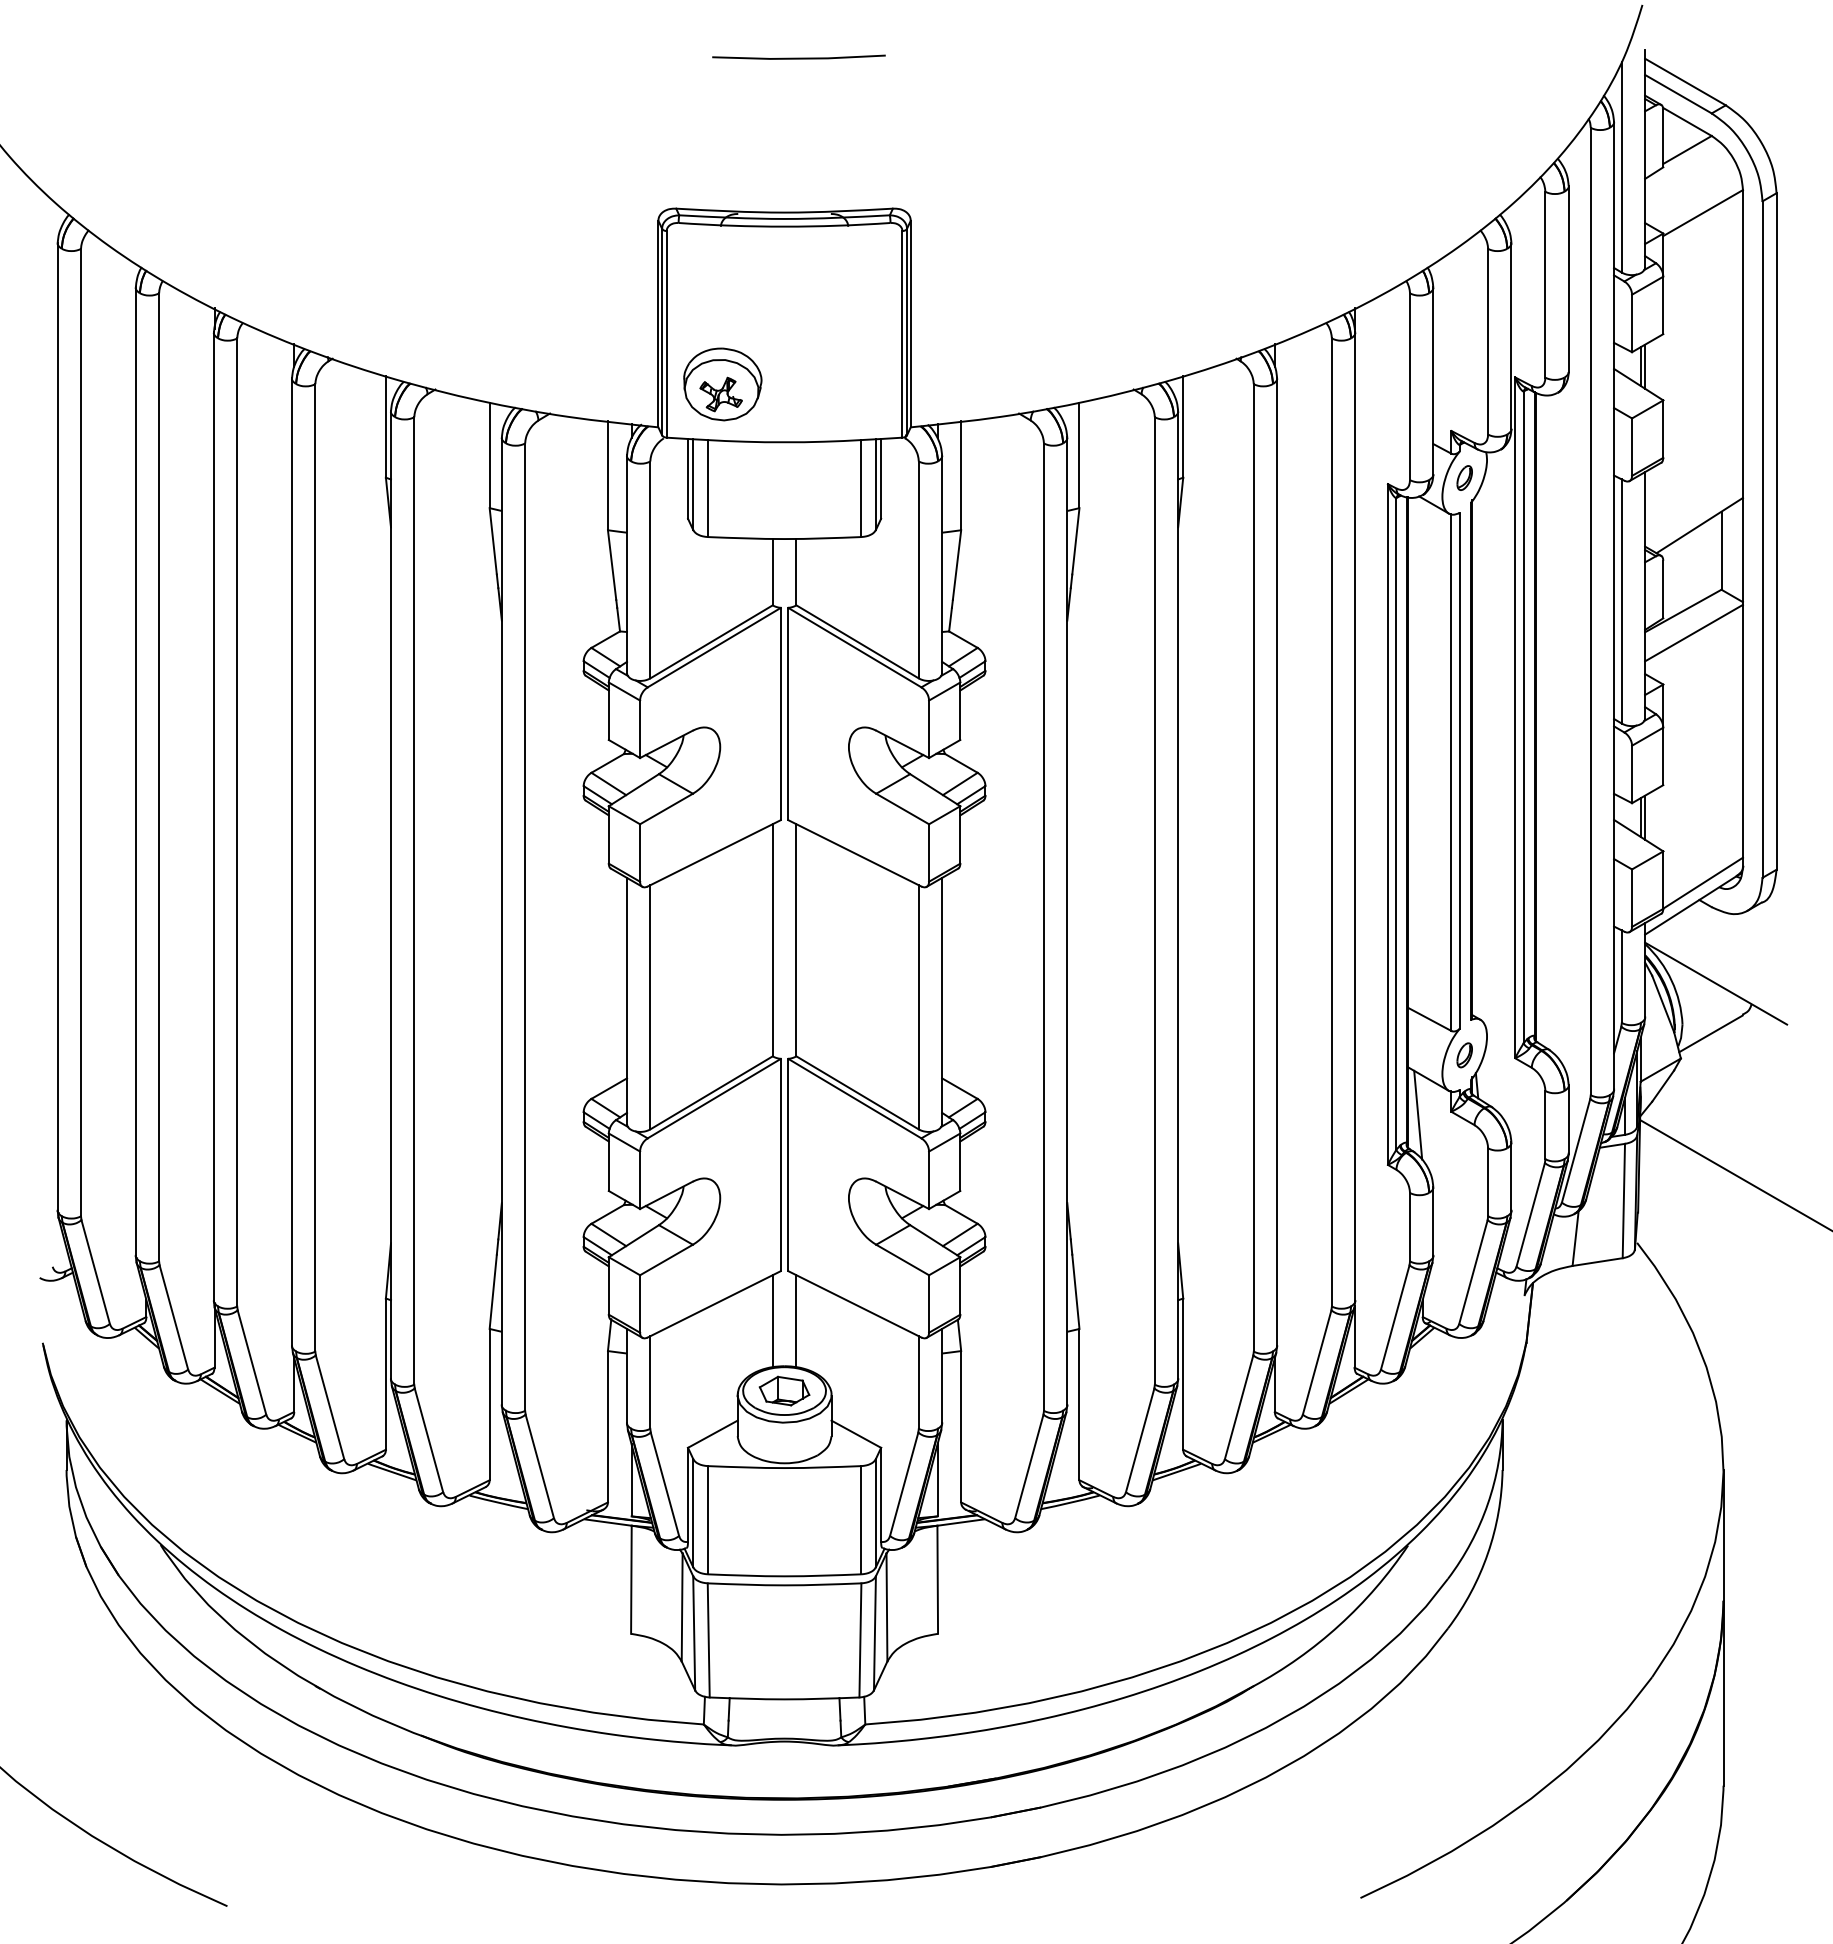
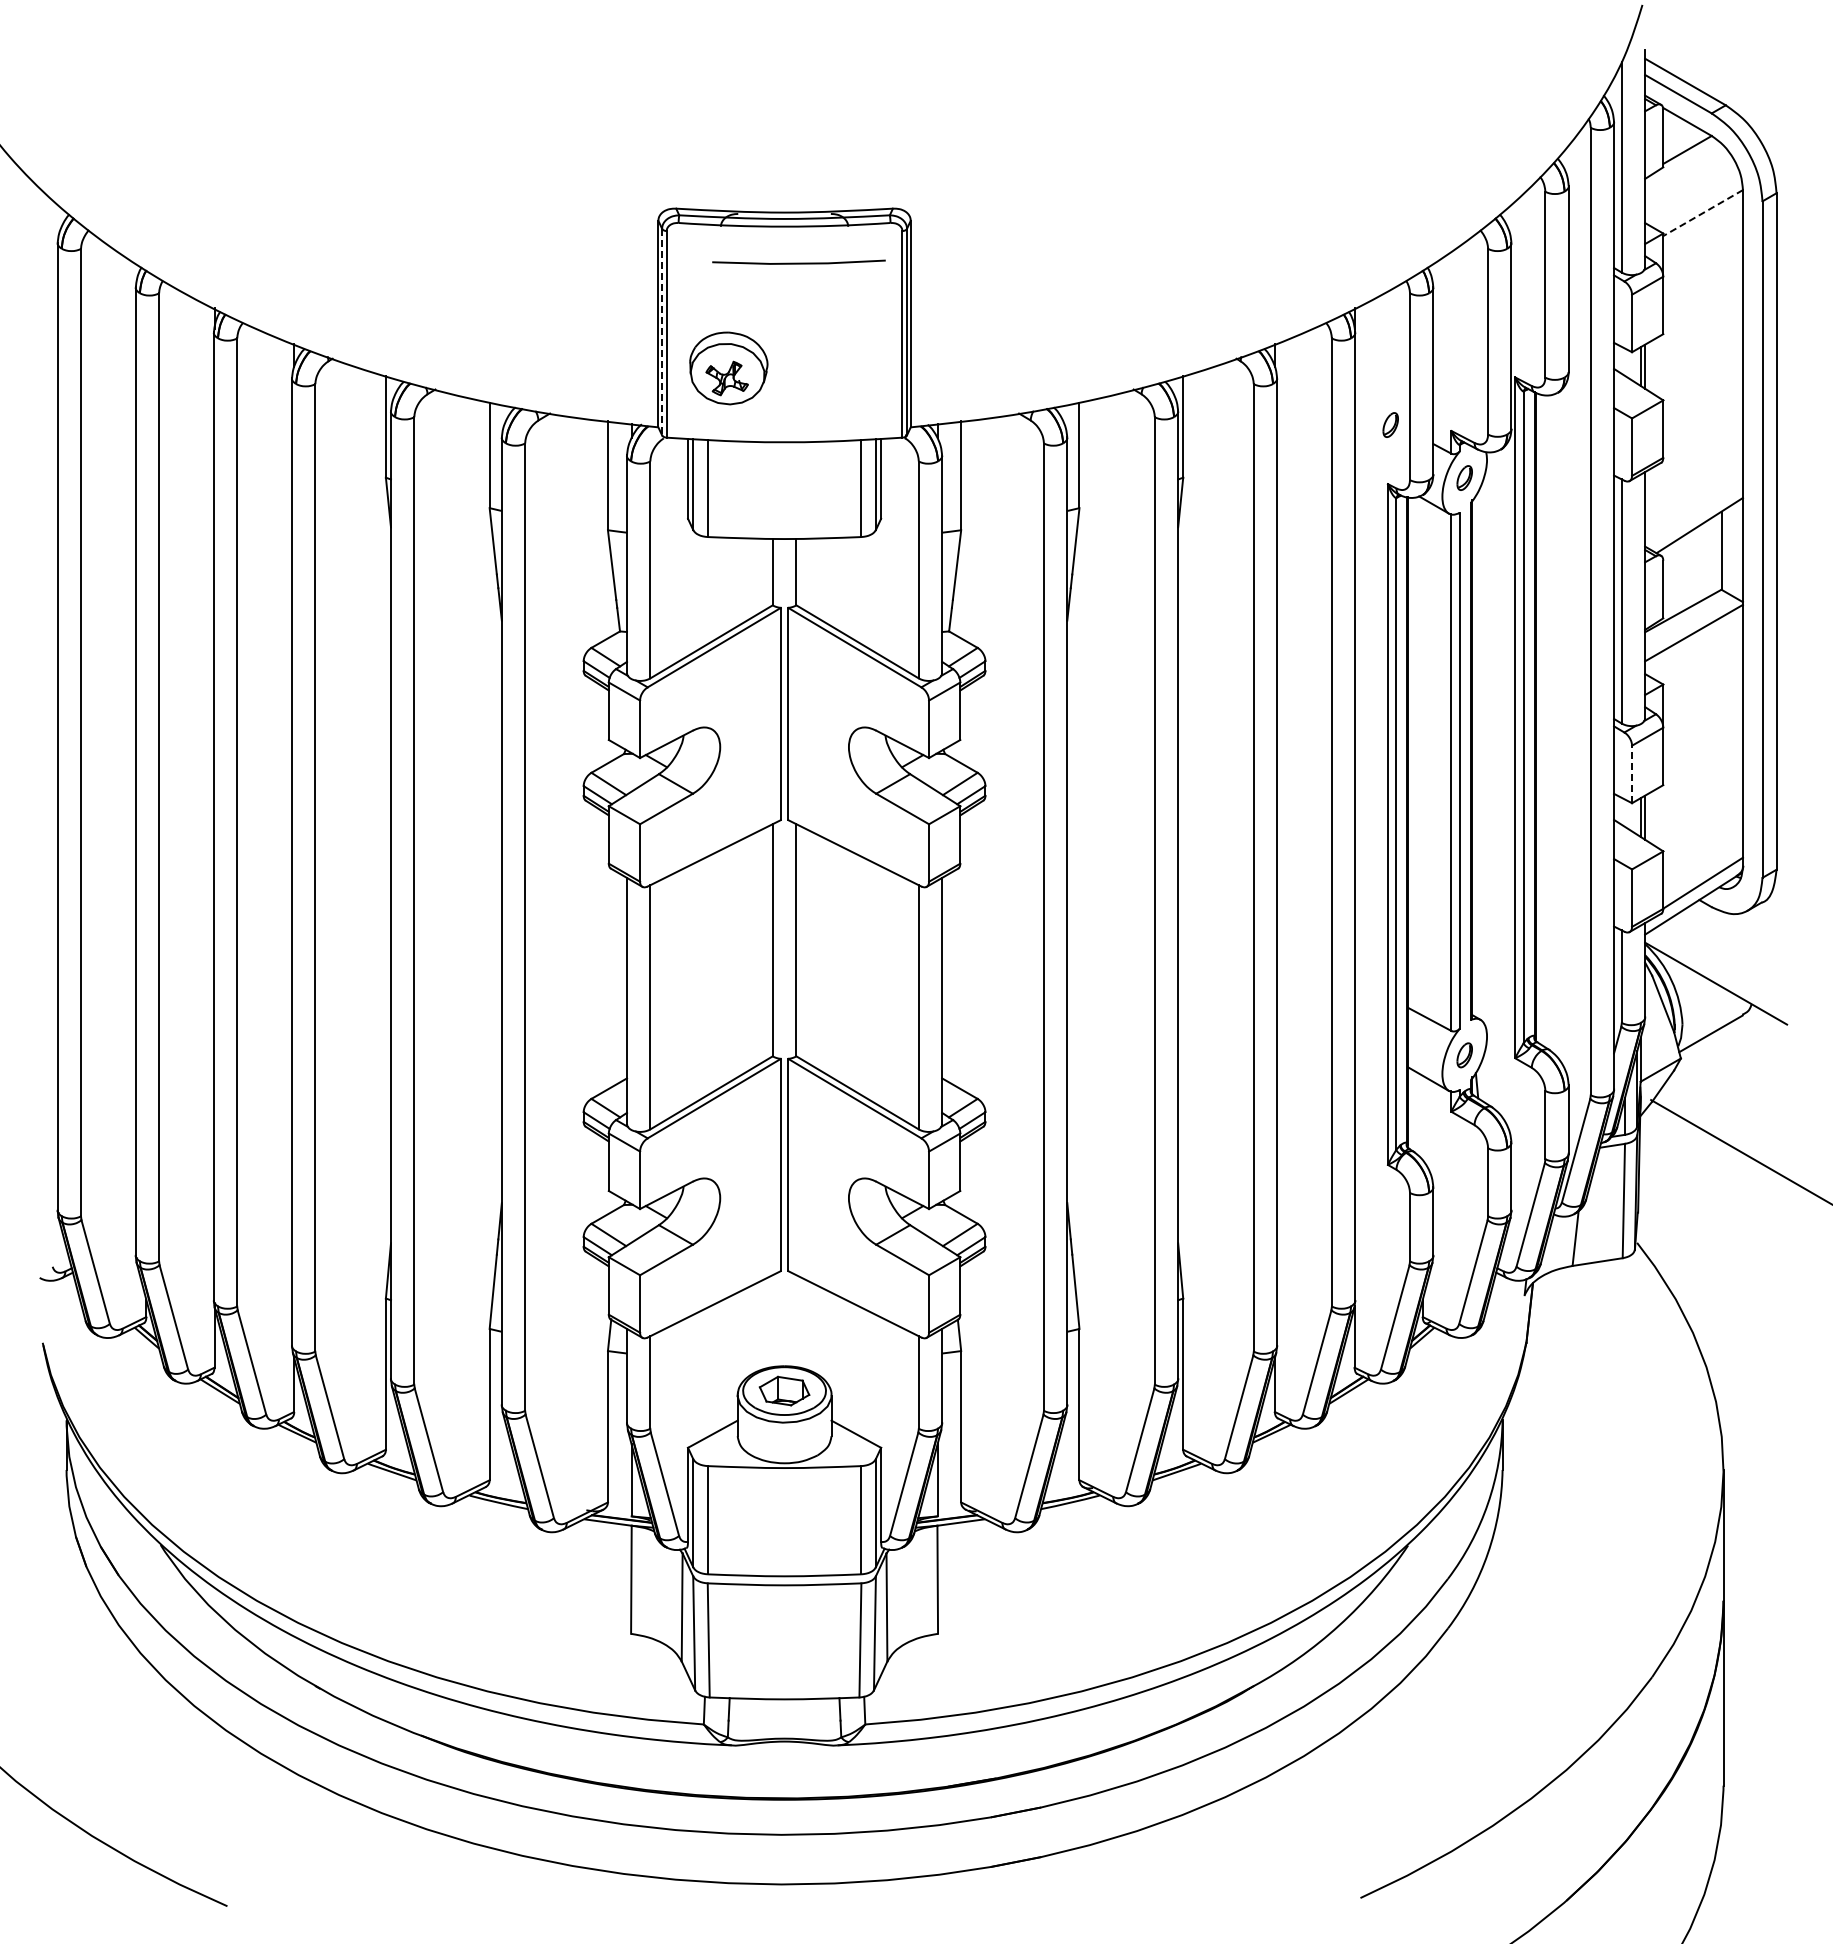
line position: (798, 57) -> (798, 262) (798, 262)
line: solid -> dashed (1703, 213)
line: solid -> dashed (662, 332)
part position: (722, 384) -> (728, 368) (728, 368)
part: none -> present (1390, 424)
line: solid -> dashed (1632, 774)
line: present -> none (1418, 1114)
line position: (1734, 1174) -> (1740, 1151) (1740, 1151)
line: present -> none (772, 1321)
line: present -> none (796, 1321)
